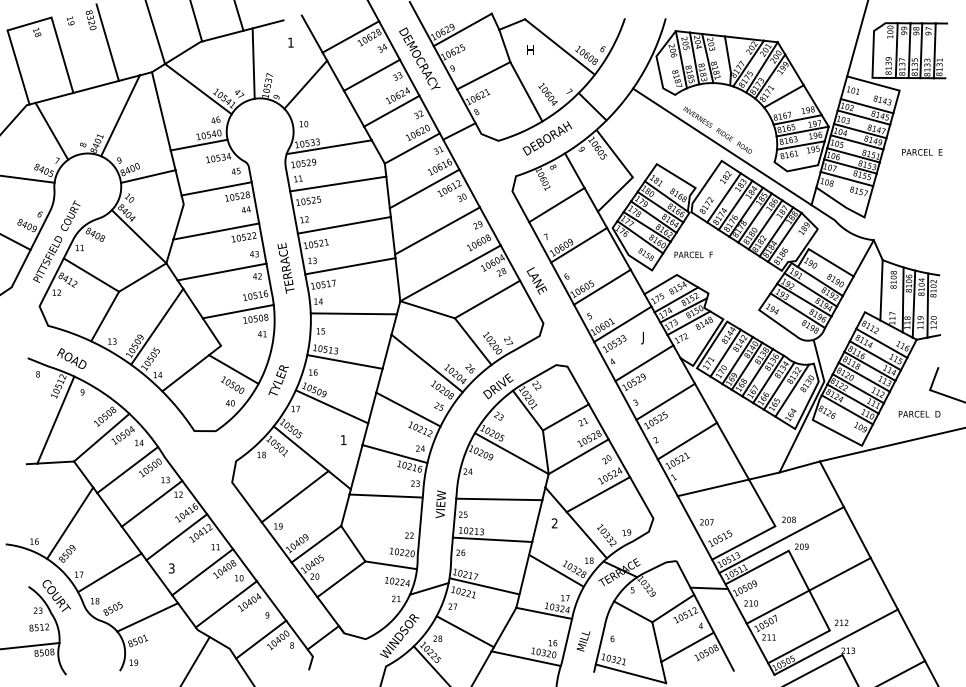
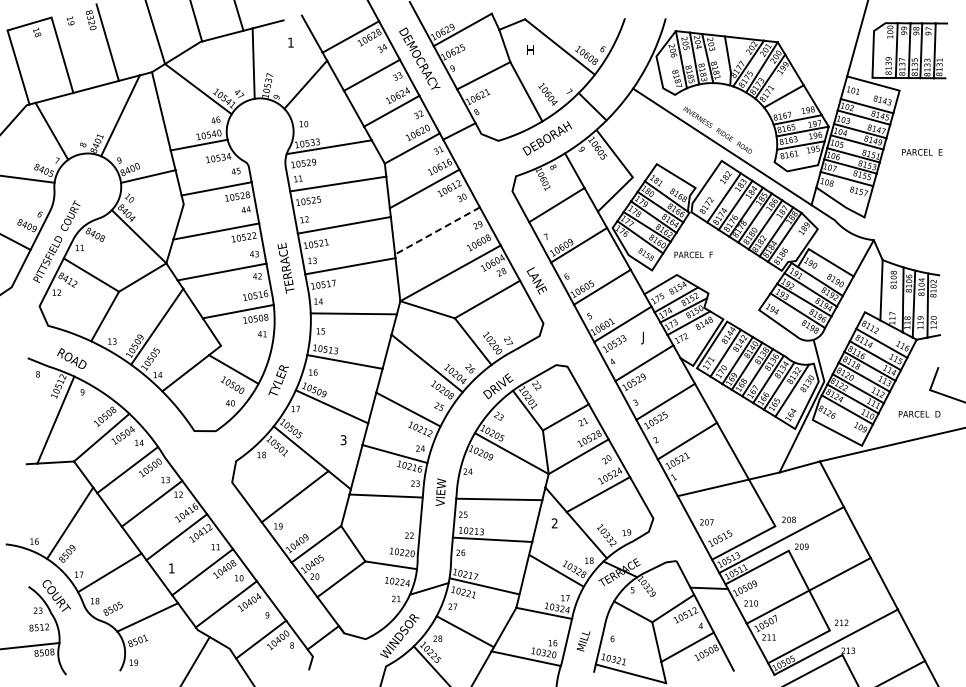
line: solid -> dashed (437, 230)
text: 1 -> 3 (343, 440)
text position: (440, 504) -> (440, 492) (440, 492)
text: 3 -> 1 (171, 568)
